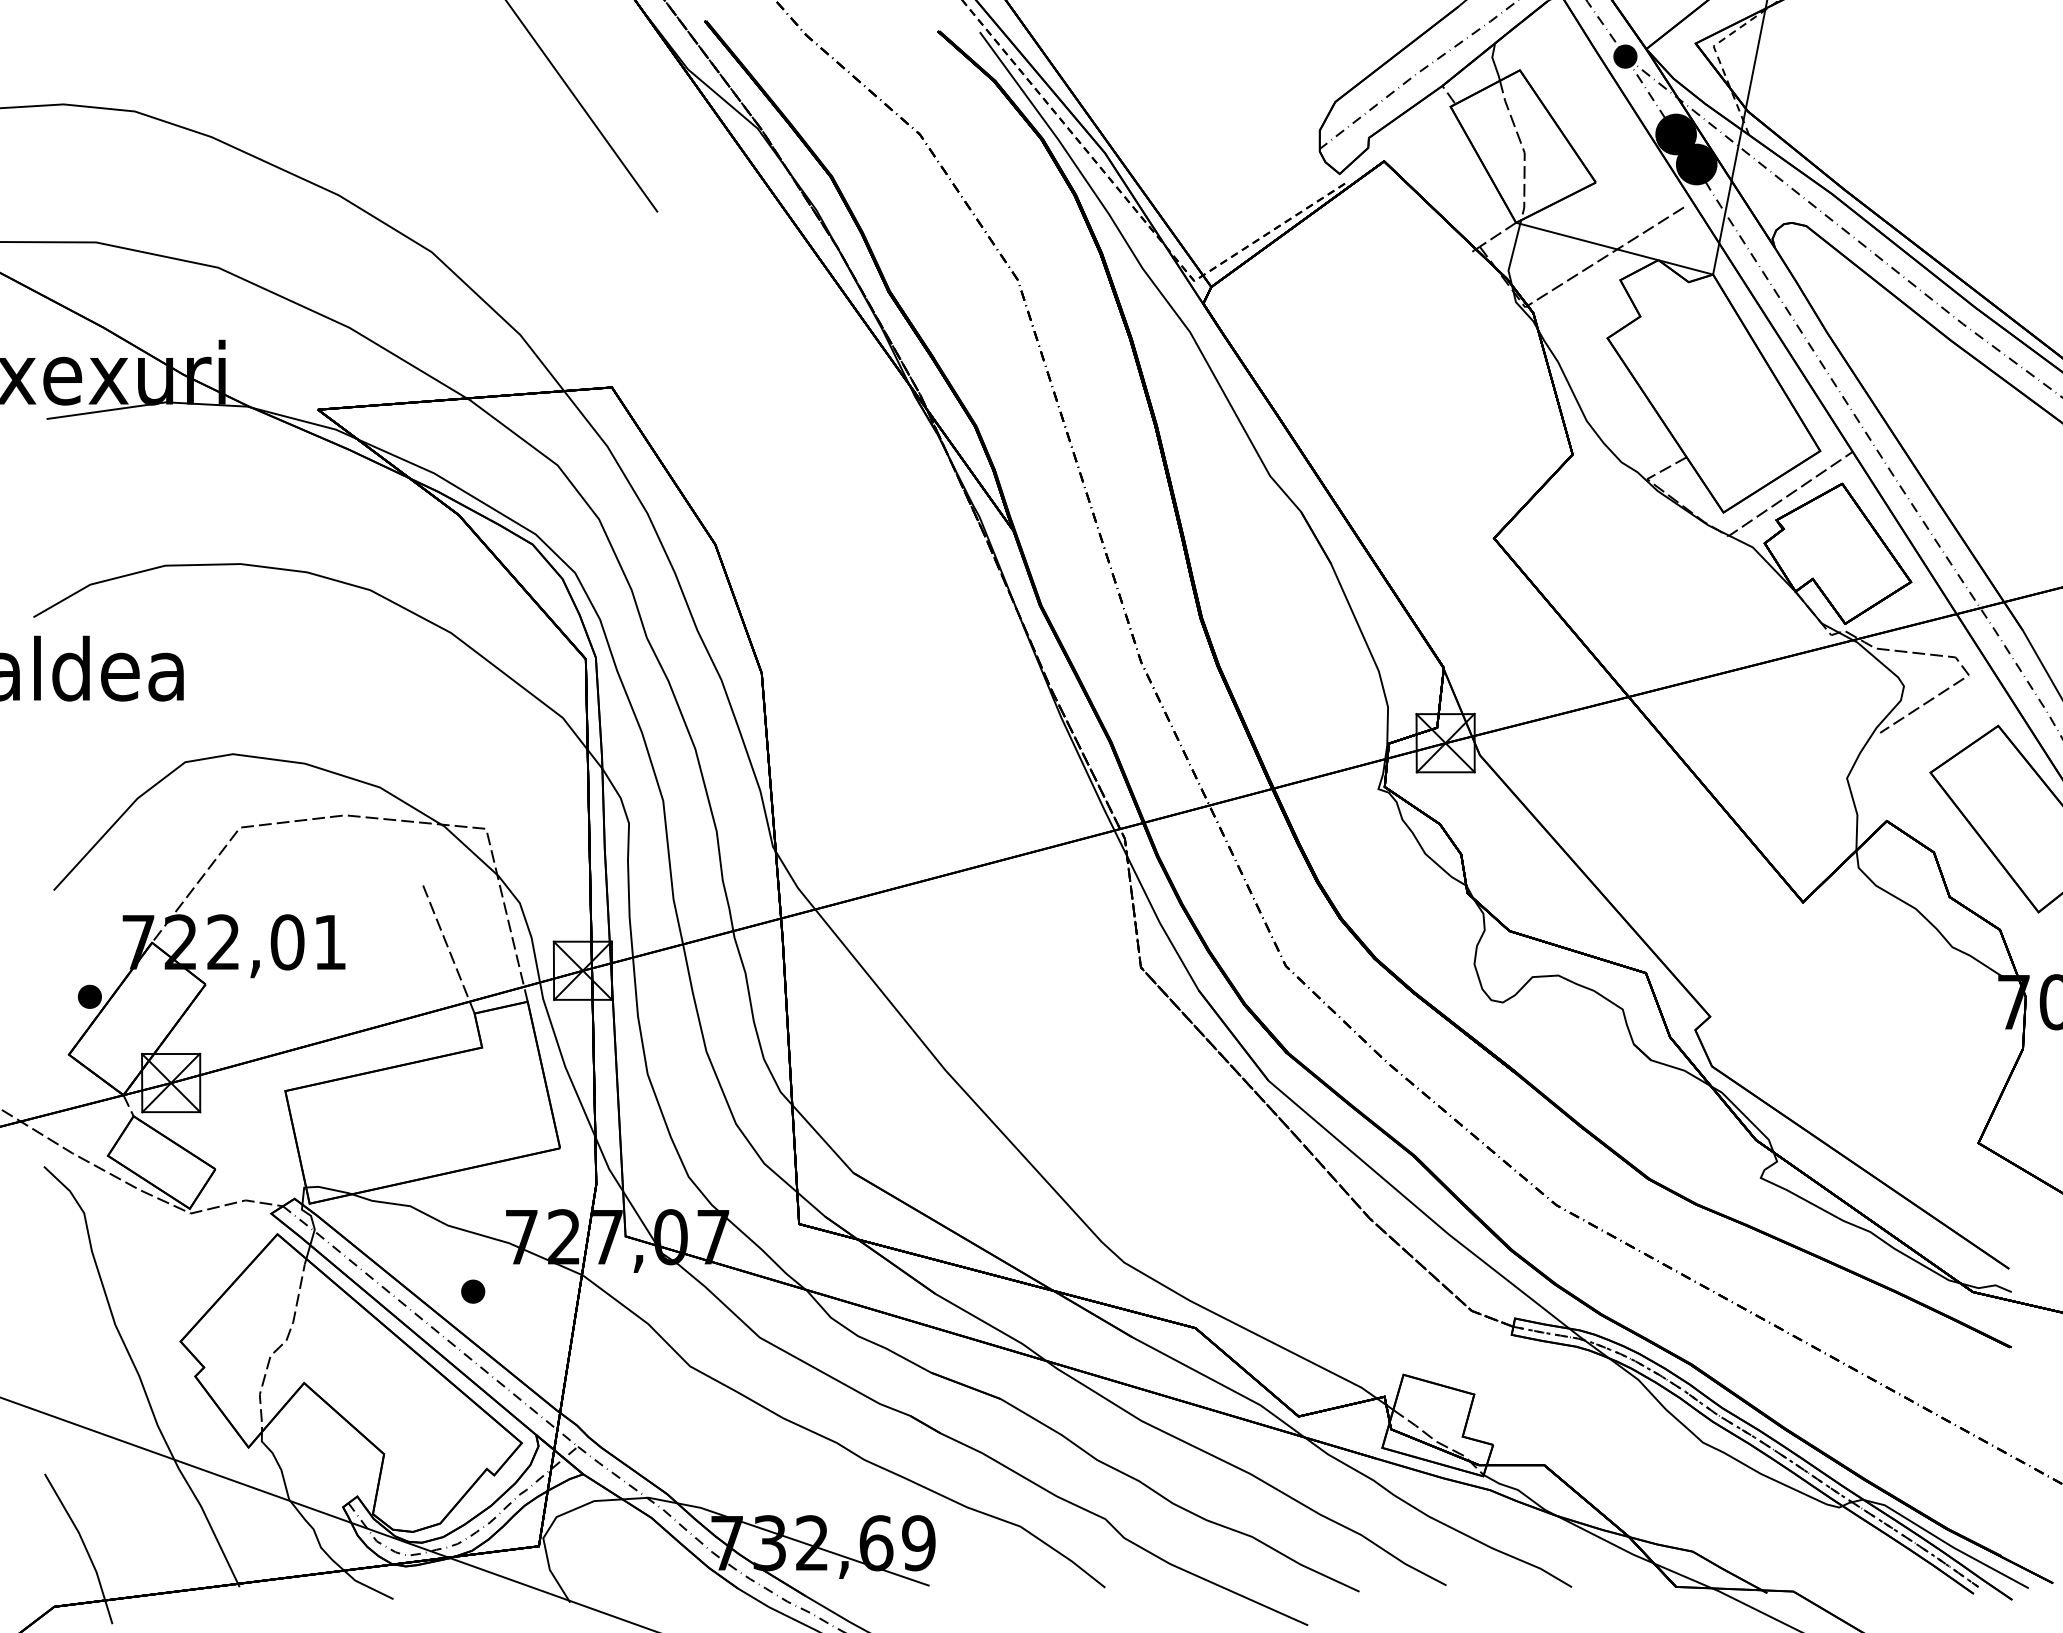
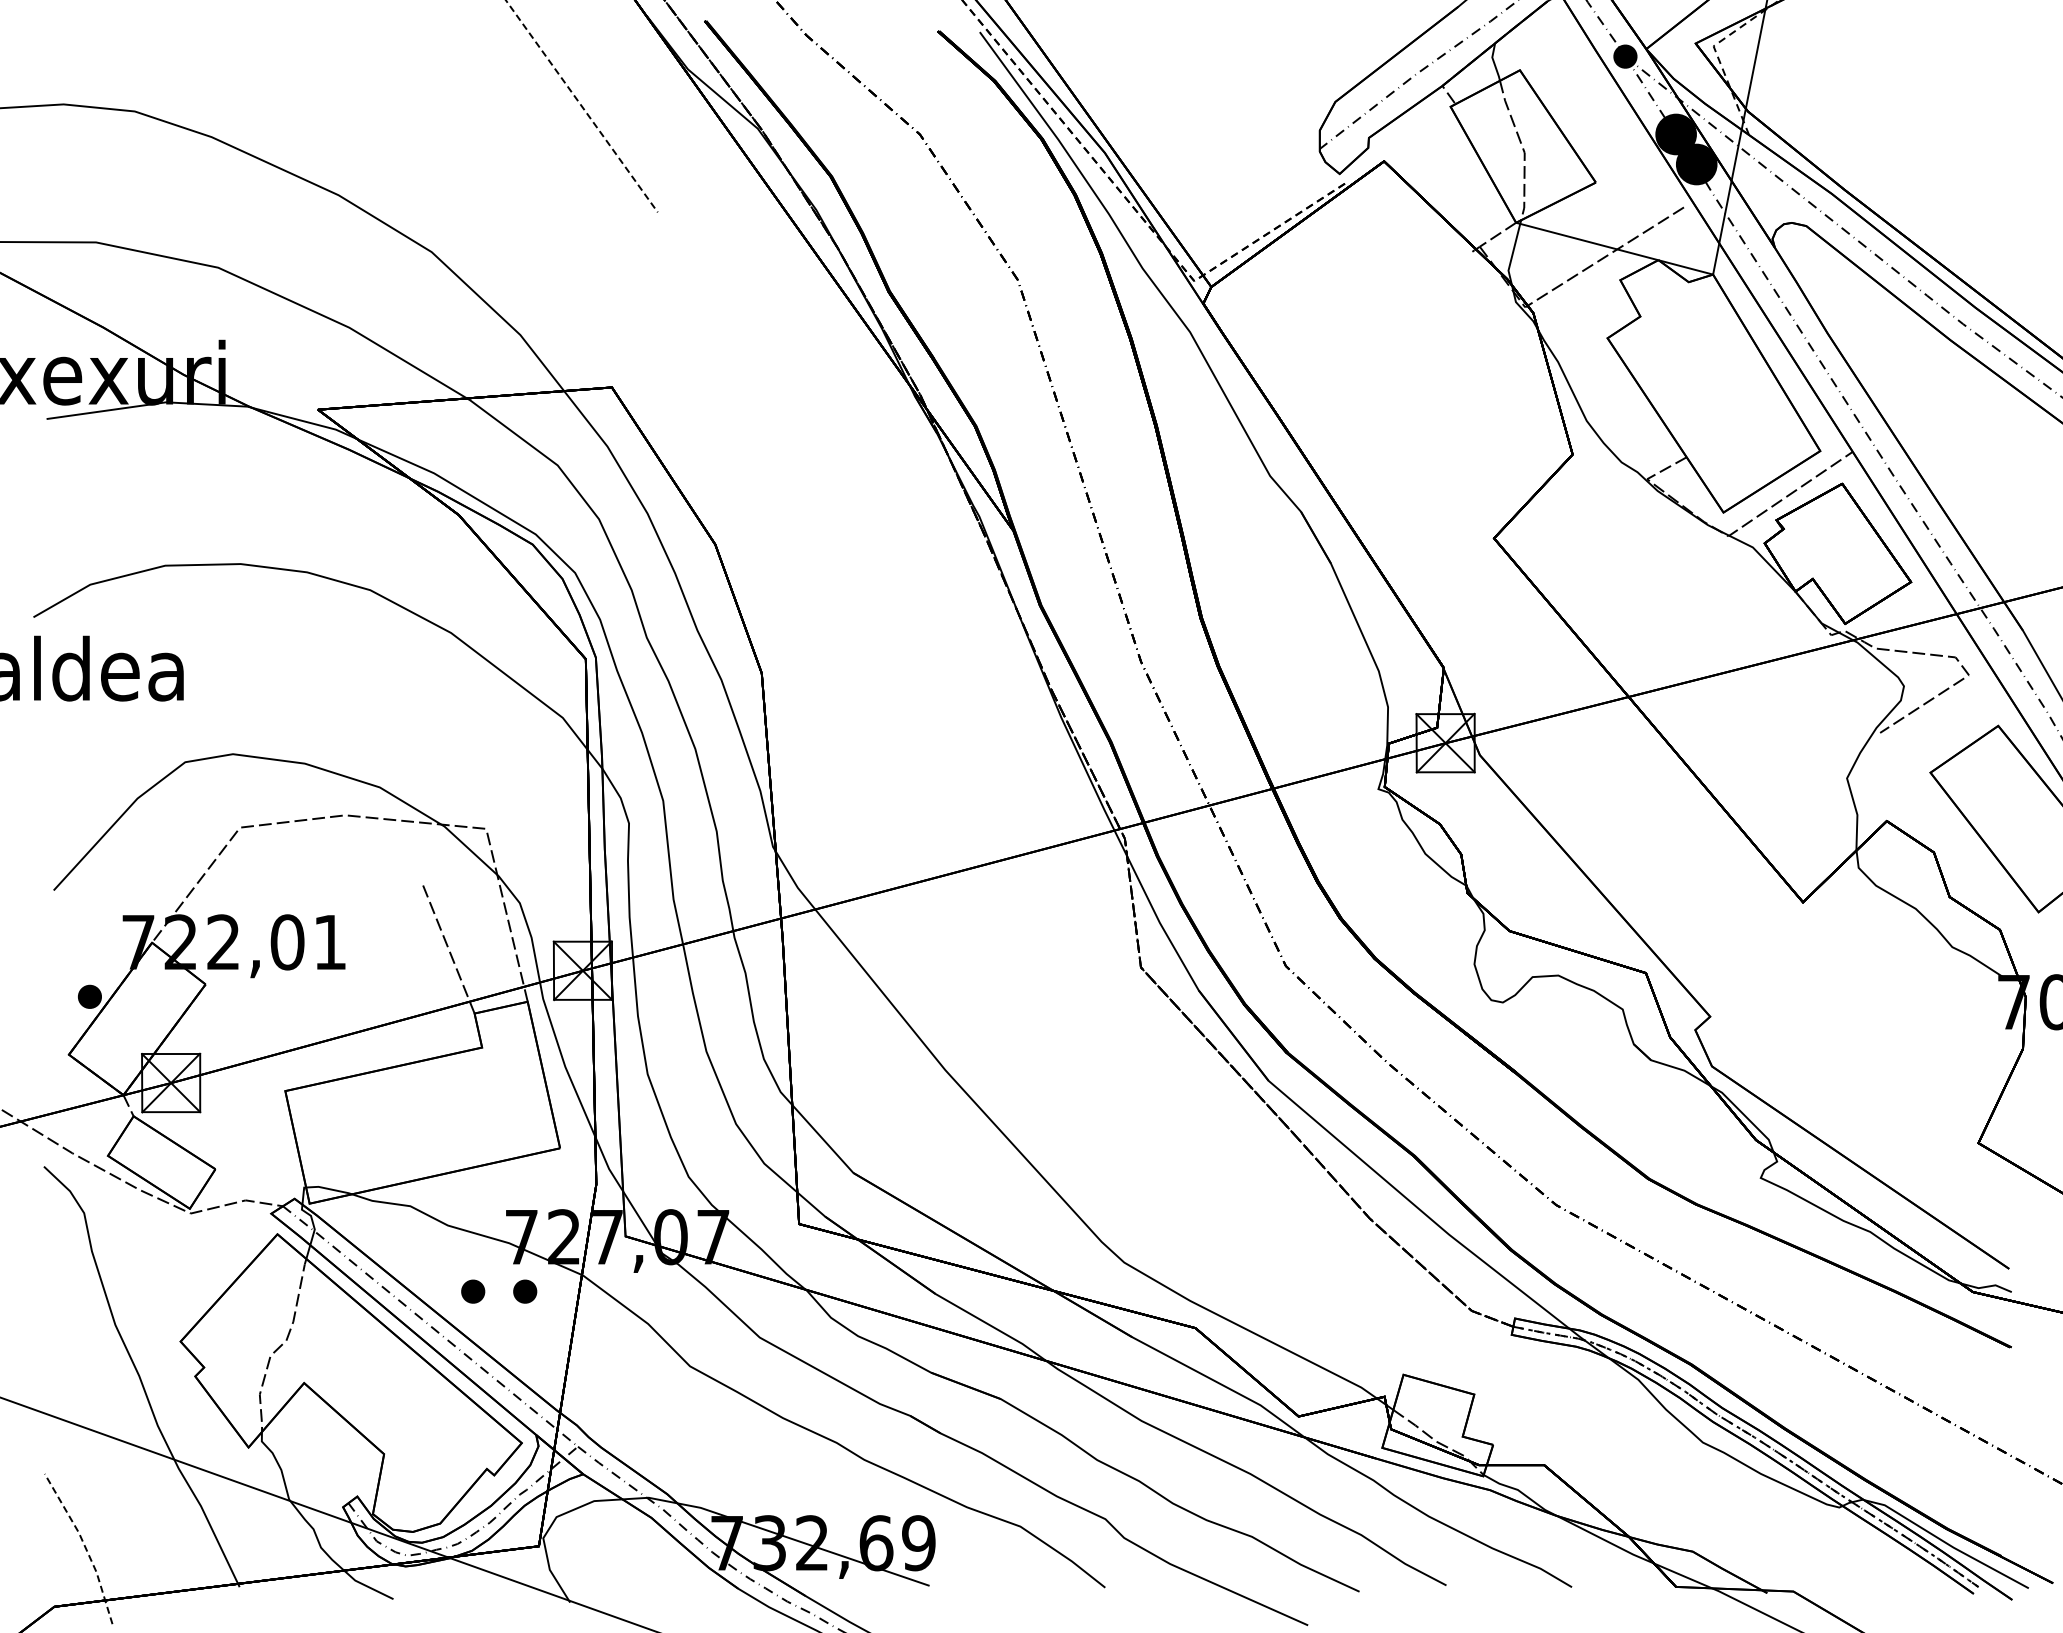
line: solid -> dashed (582, 106)
part: none -> present (525, 1291)
line: solid -> dashed (84, 1546)
